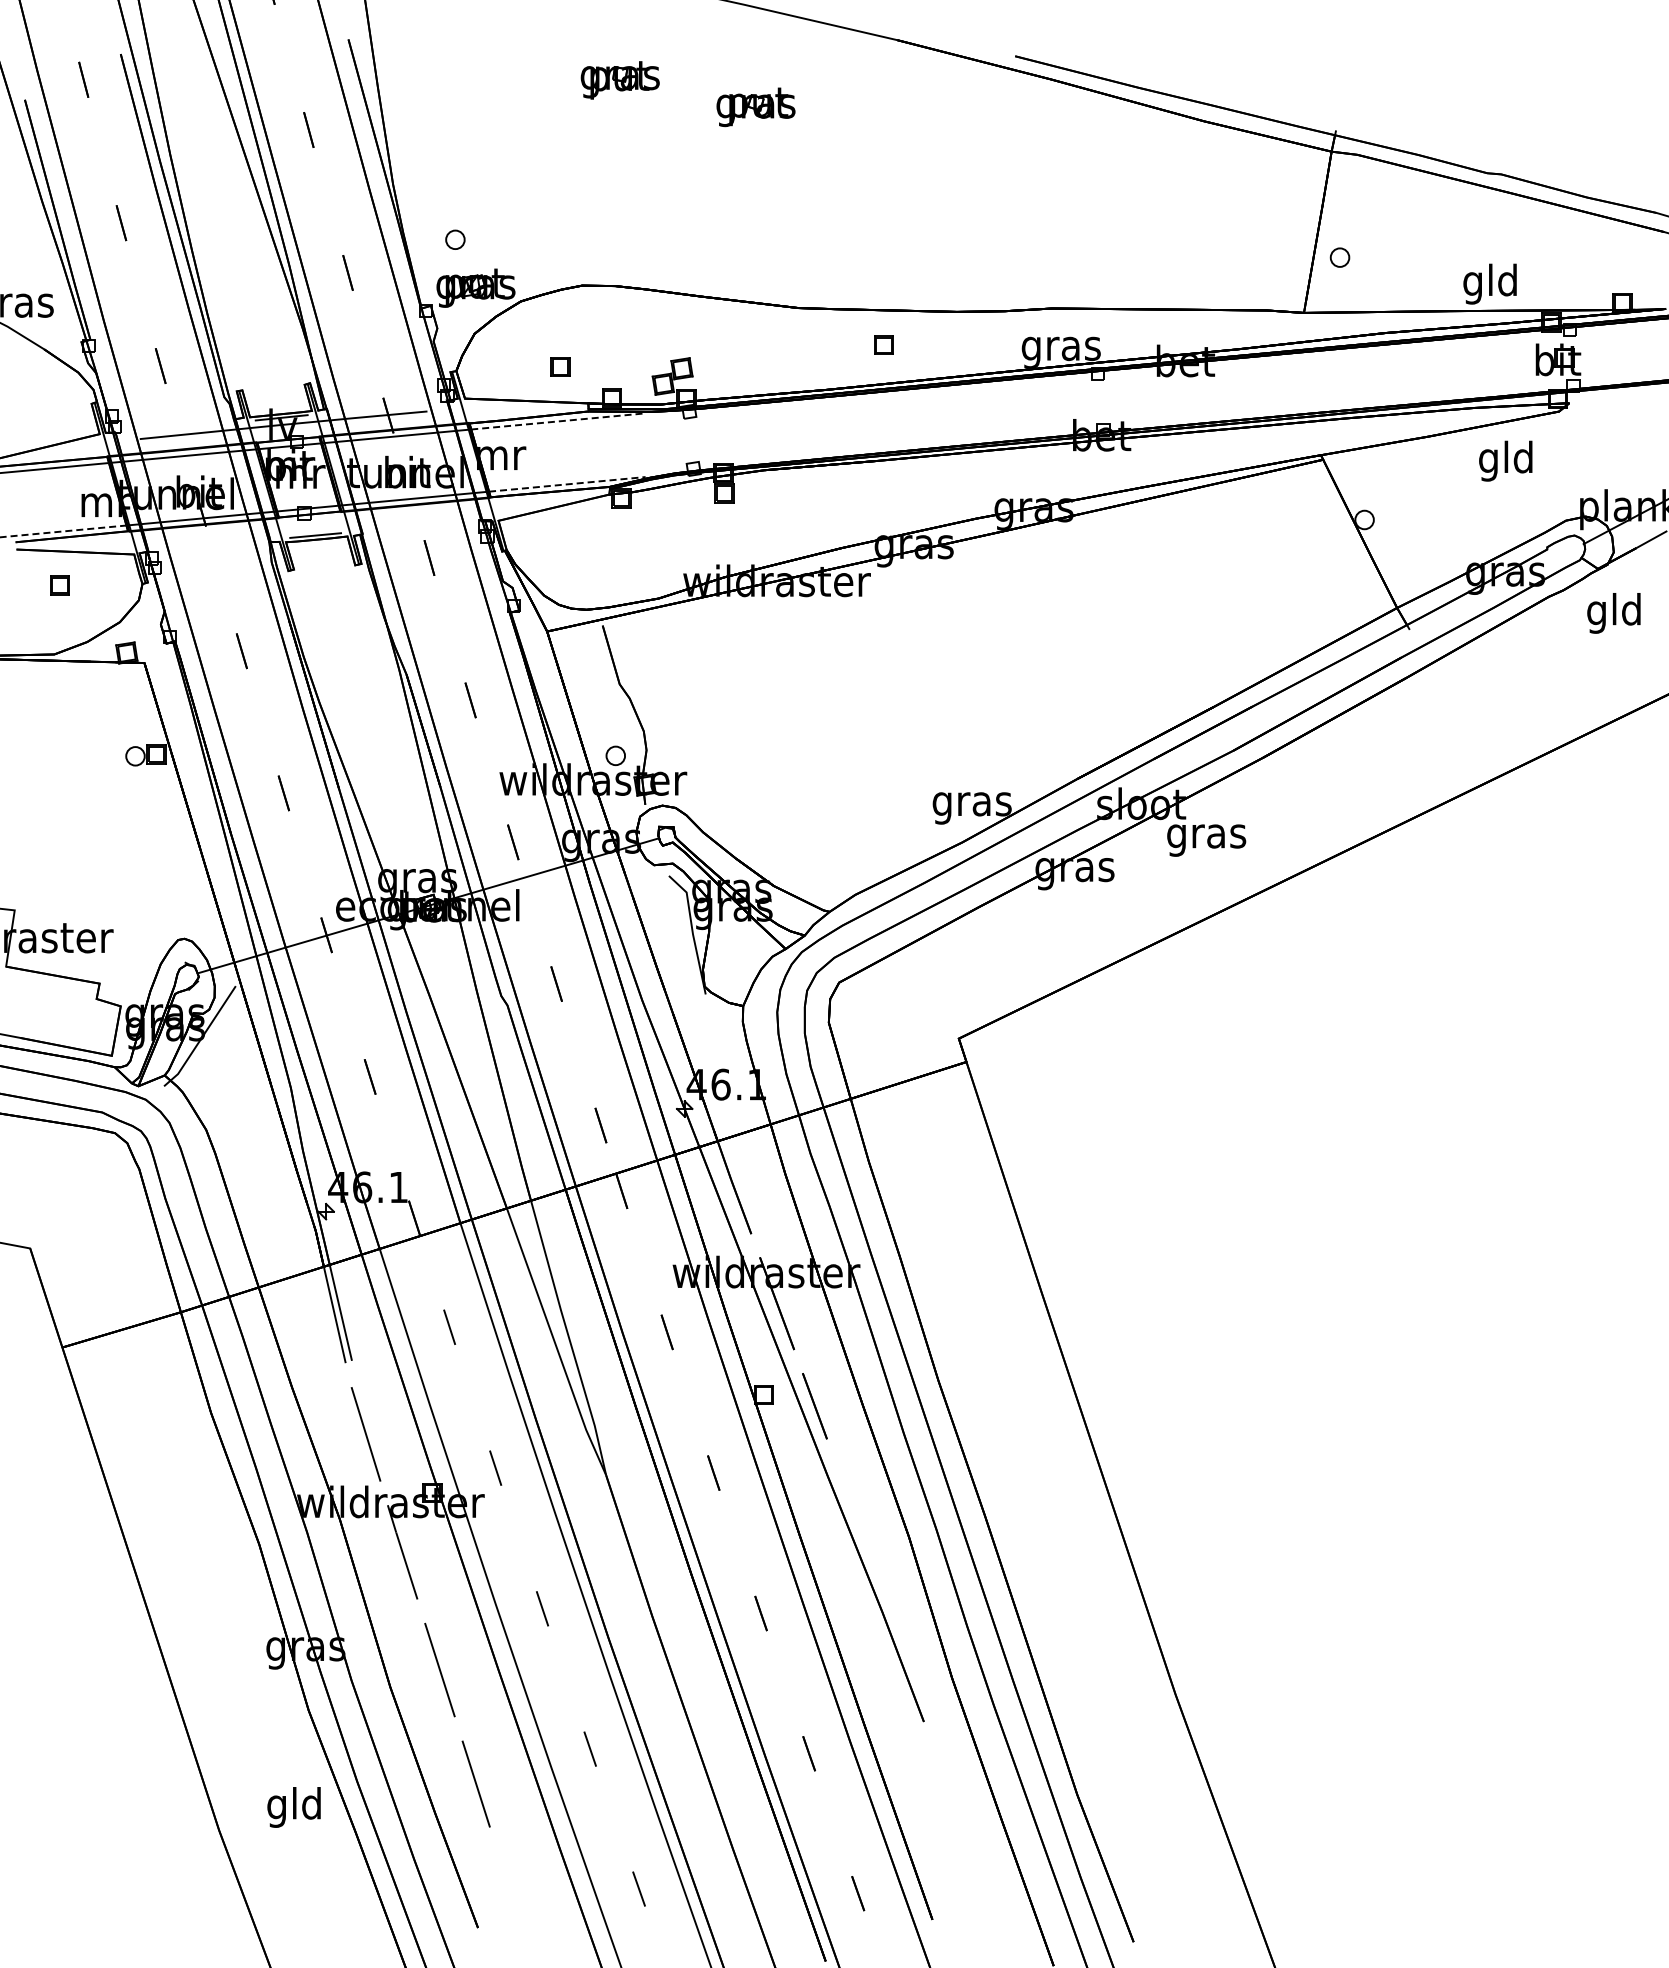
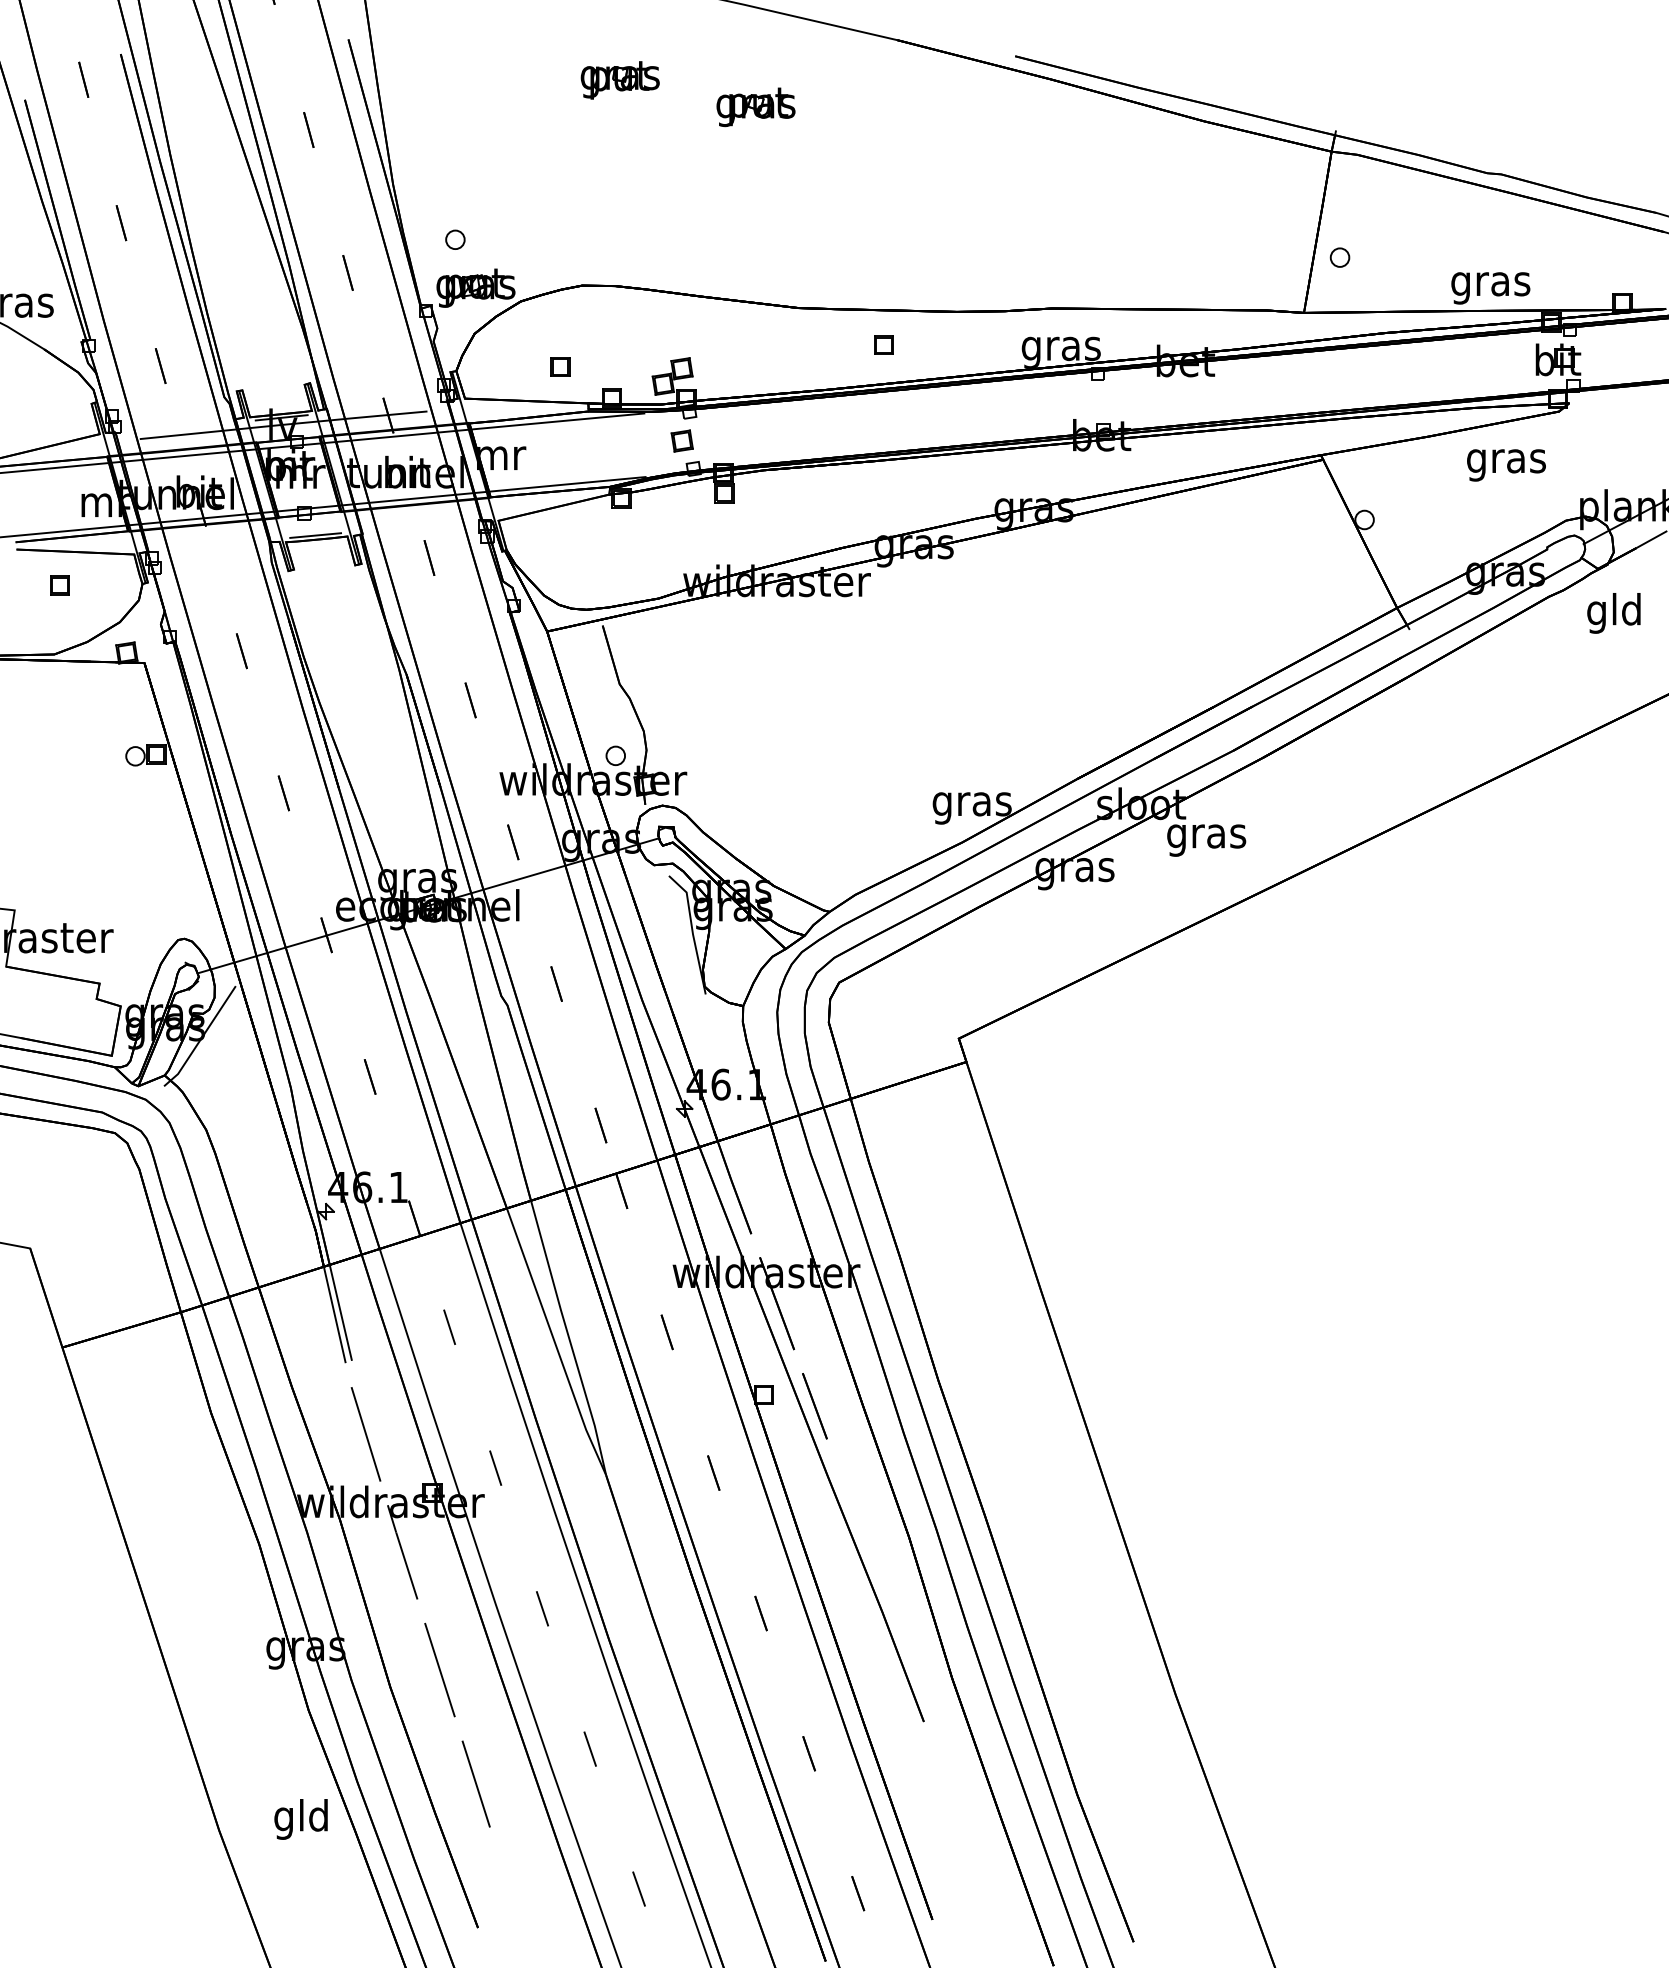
text: gld -> gras (1490, 283)
line: dashed -> solid (557, 421)
part: none -> present (681, 440)
text: gld -> gras (1506, 460)
line: dashed -> solid (567, 484)
line: dashed -> solid (63, 531)
text position: (293, 1807) -> (300, 1819) (300, 1819)
